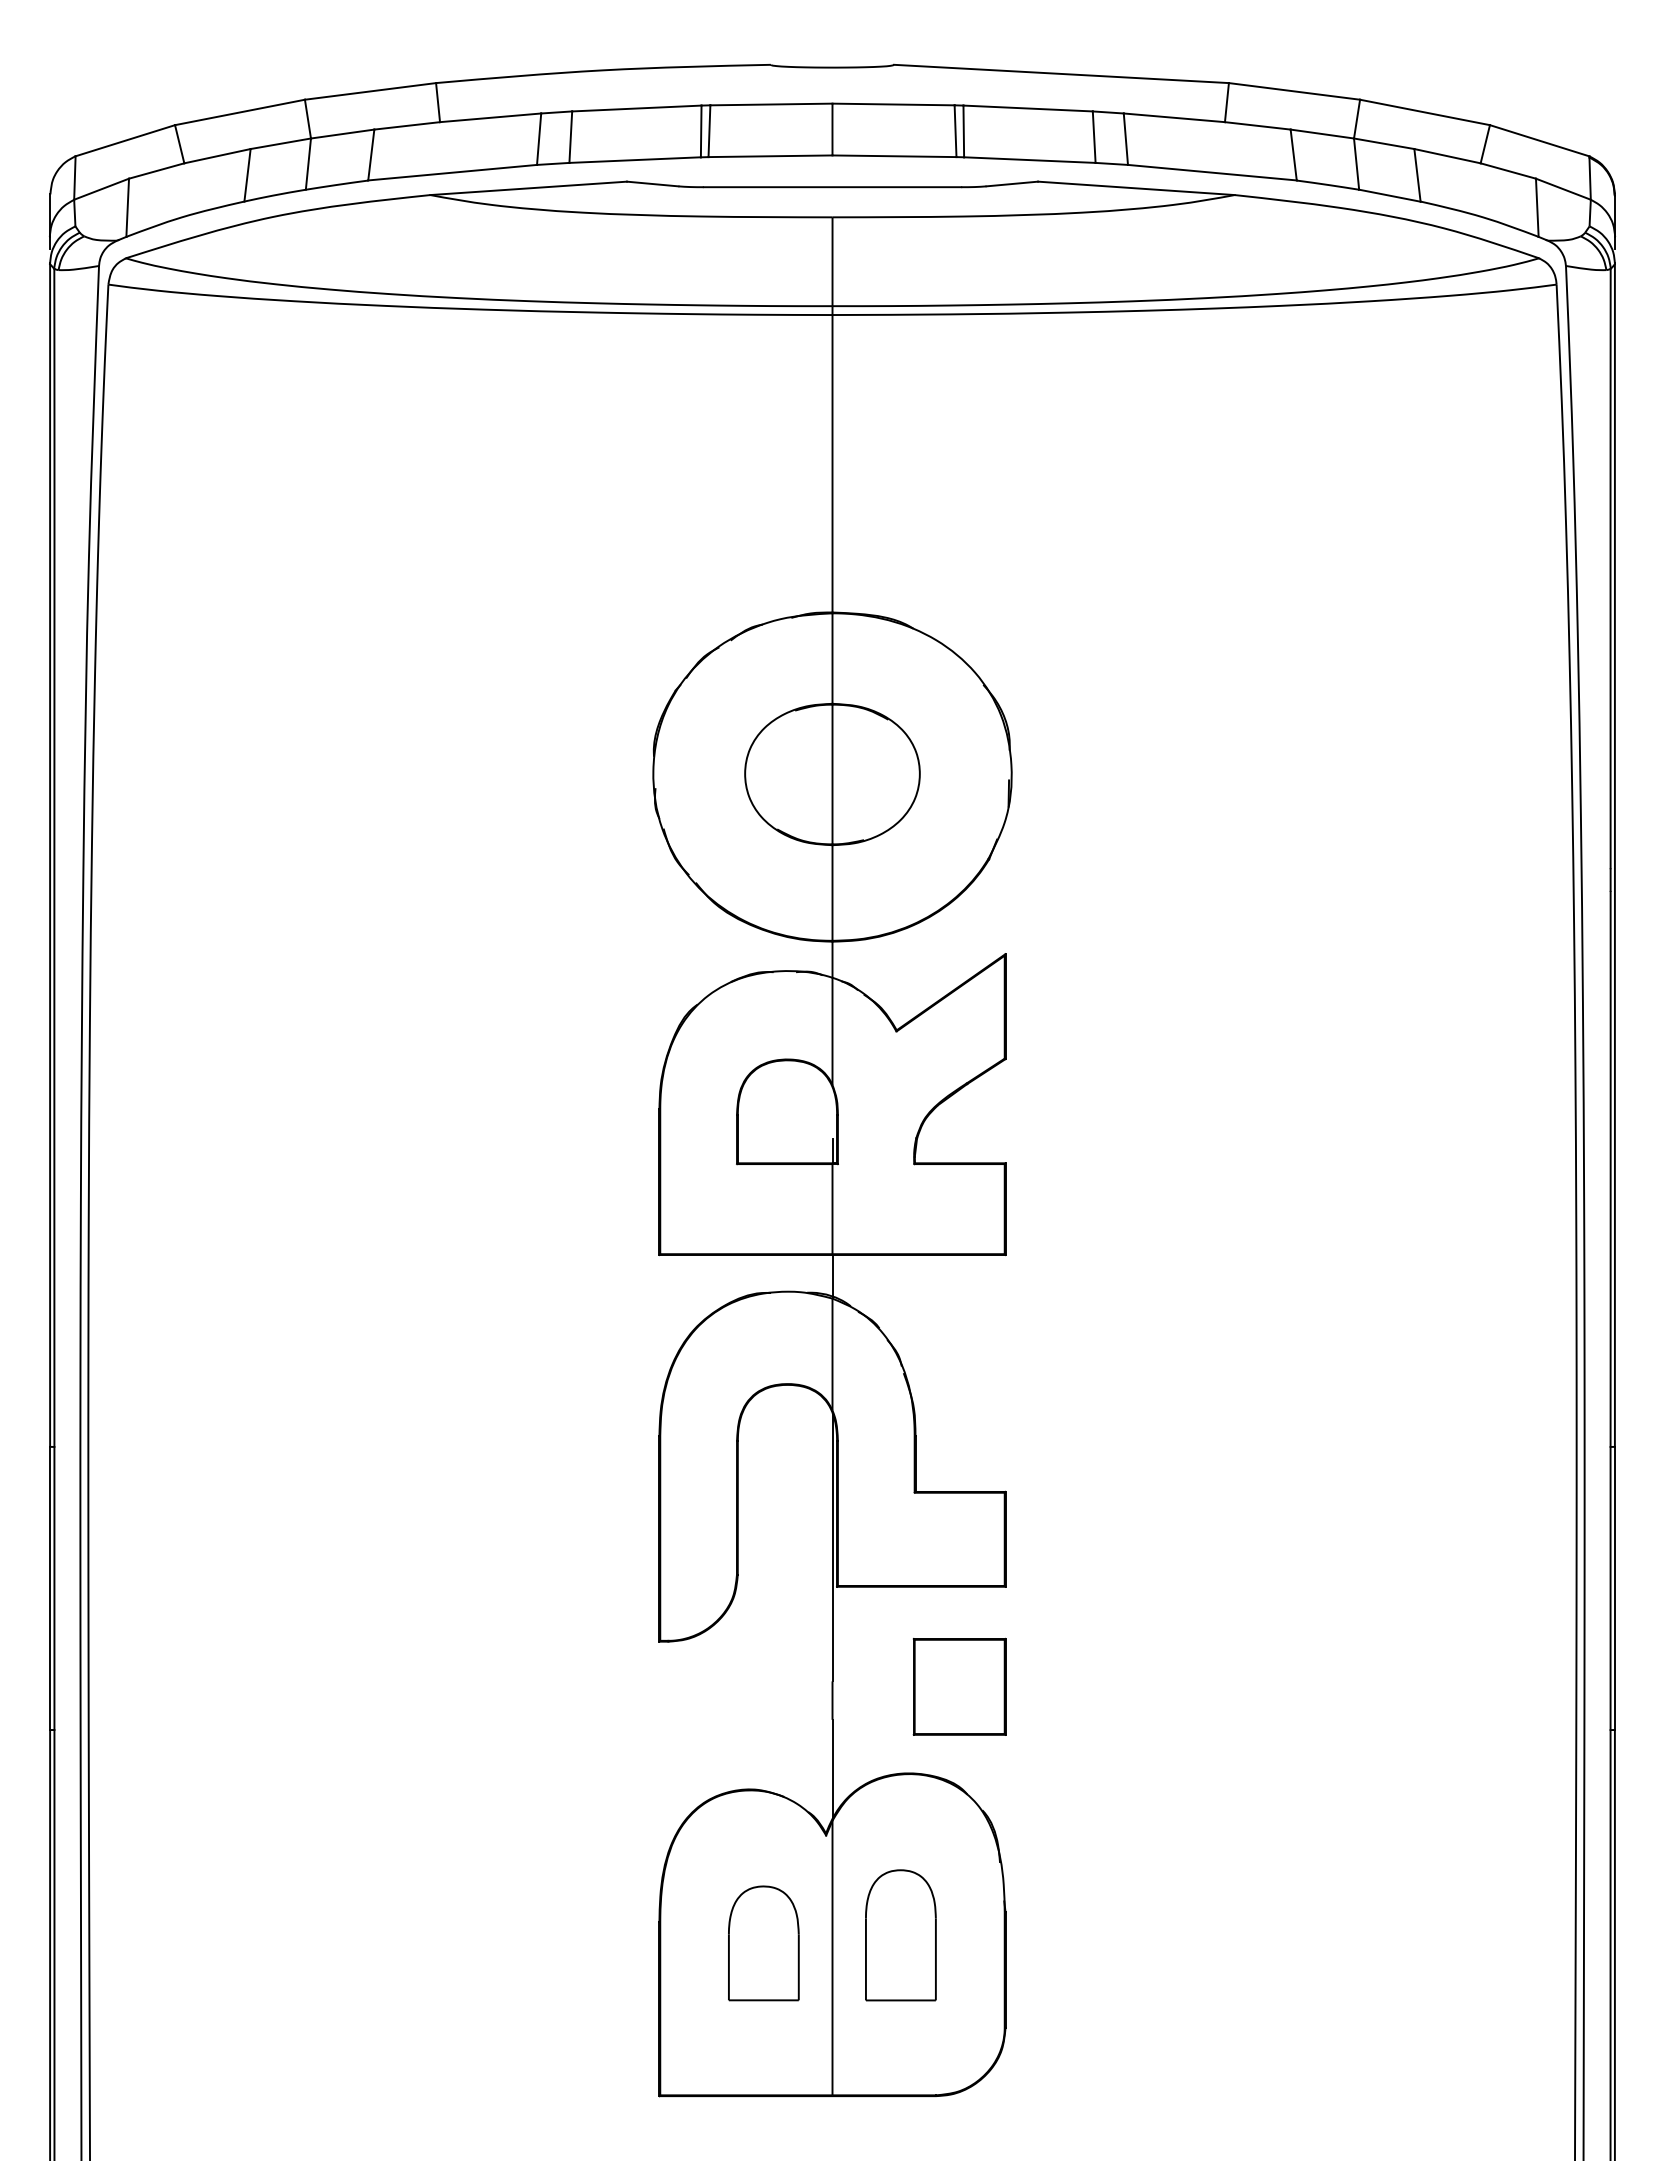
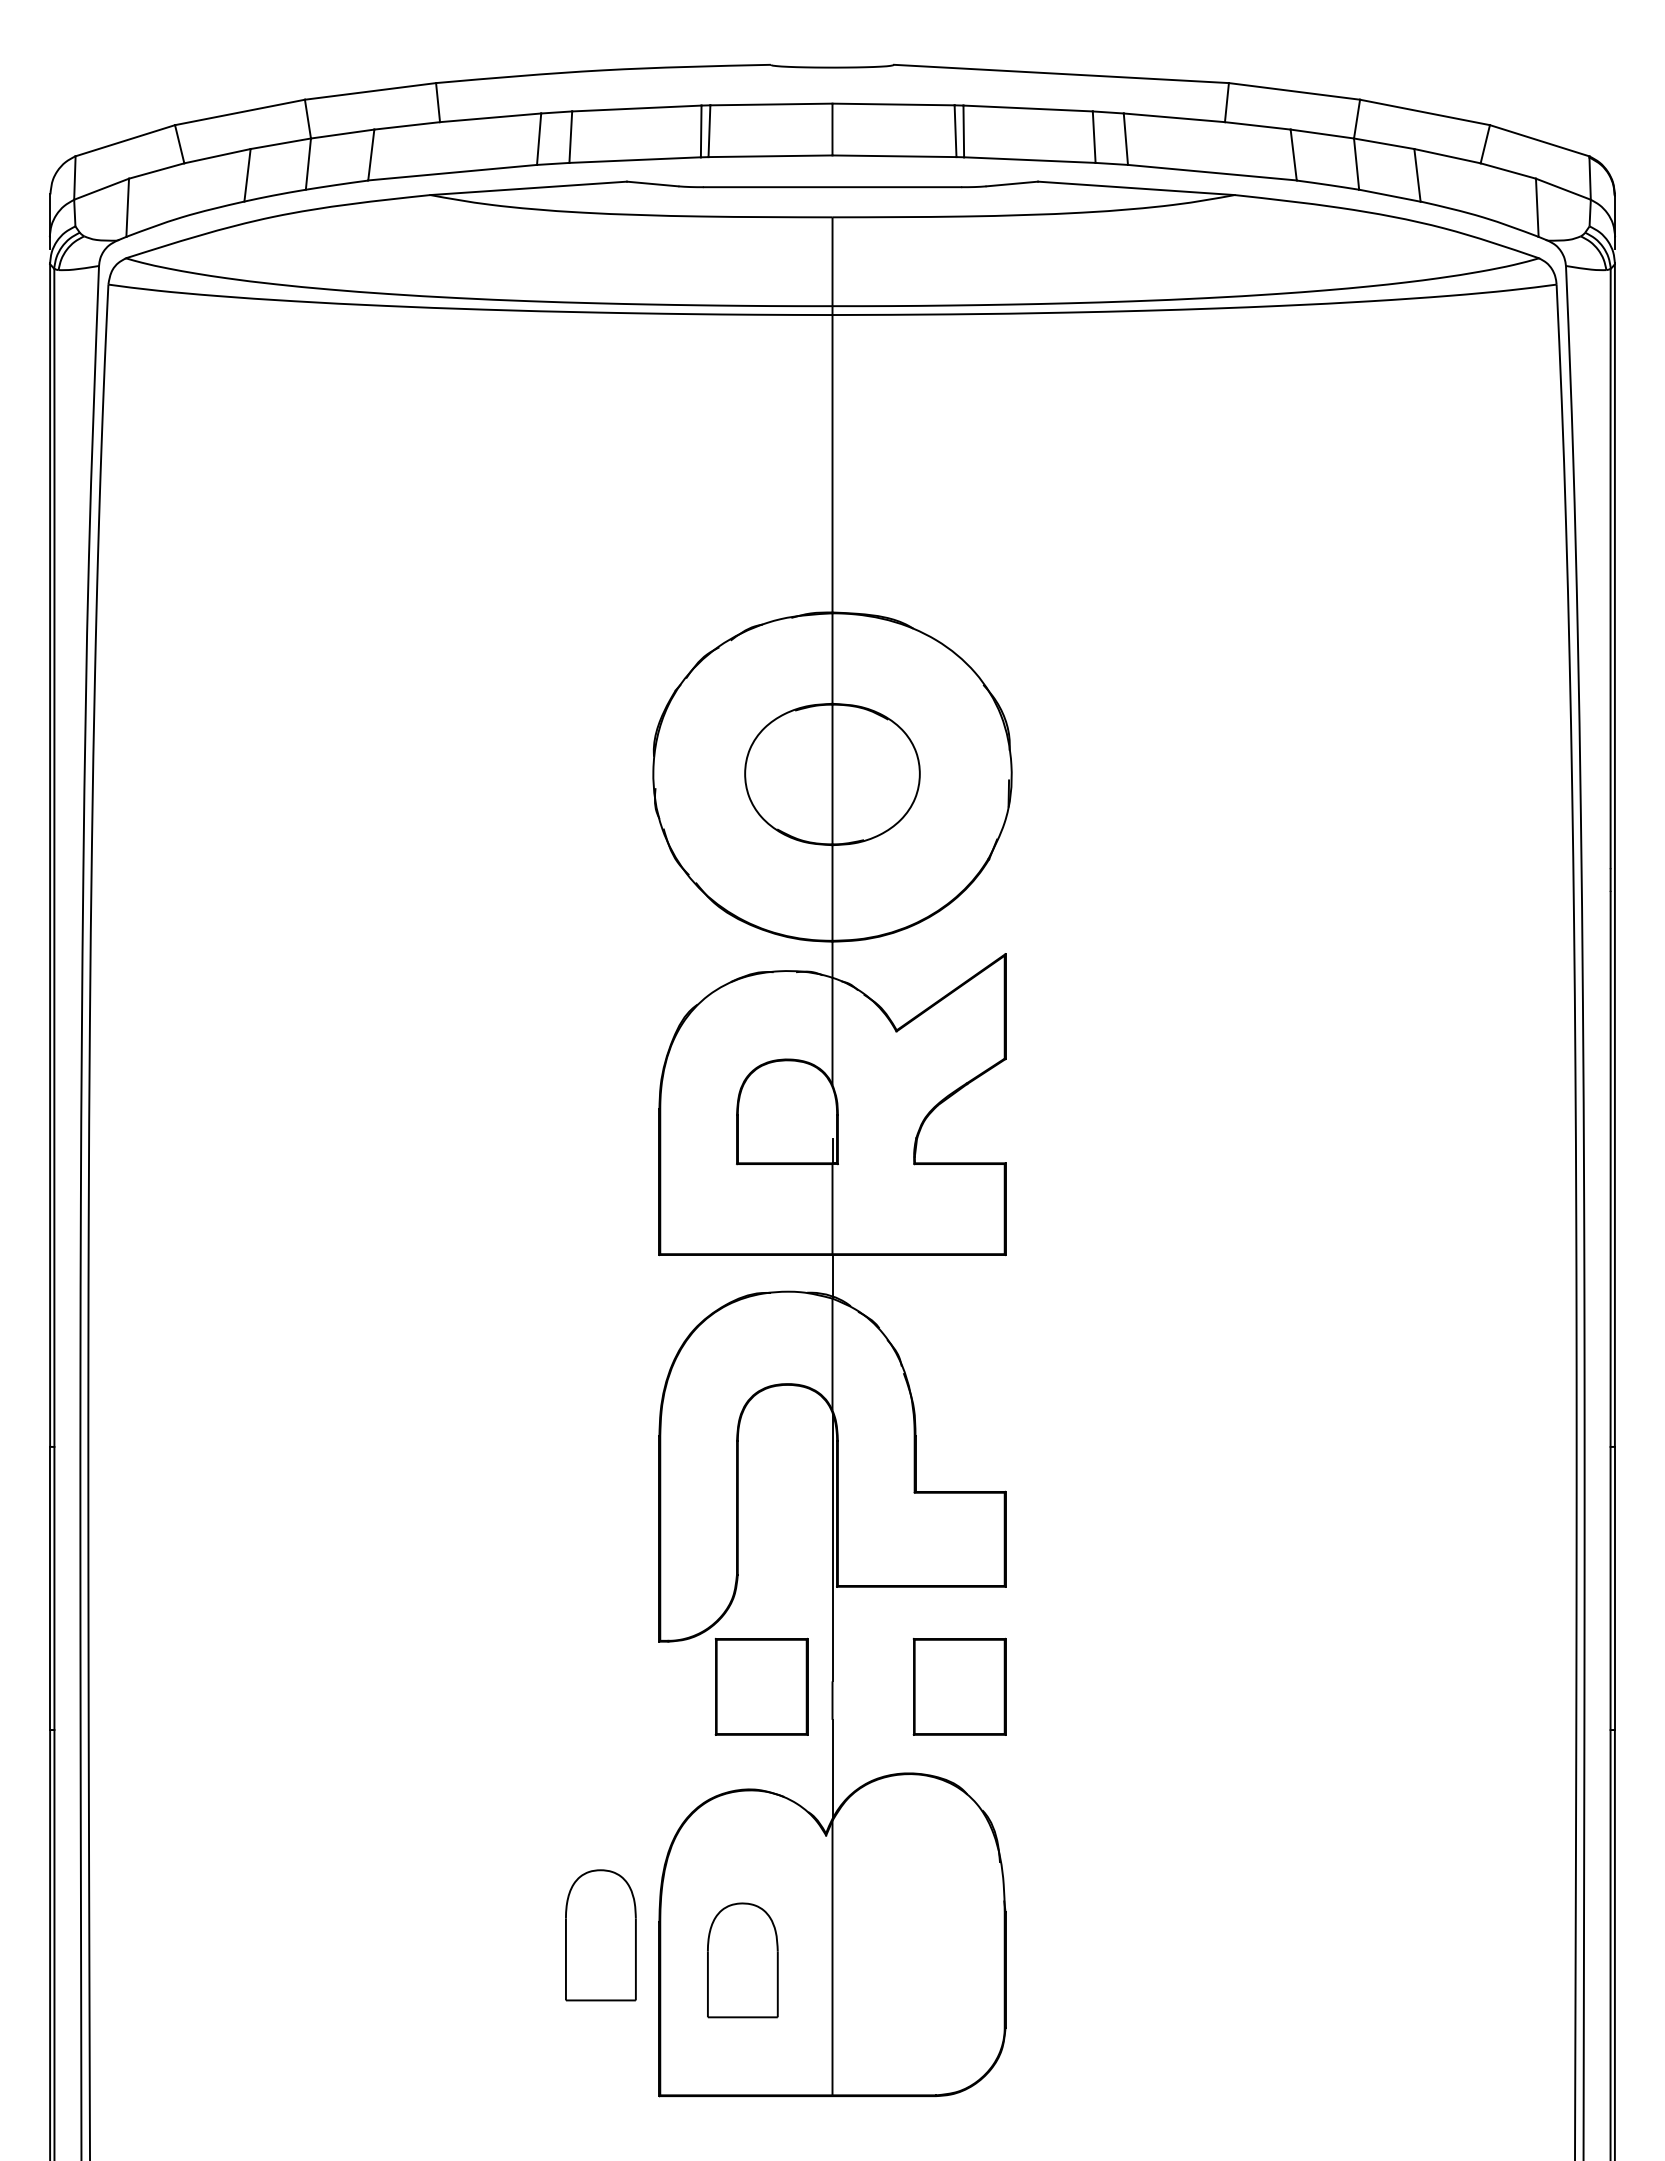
part: none -> present (761, 1686)
part position: (900, 1935) -> (600, 1935) (600, 1935)
part position: (763, 1943) -> (742, 1960) (742, 1960)
